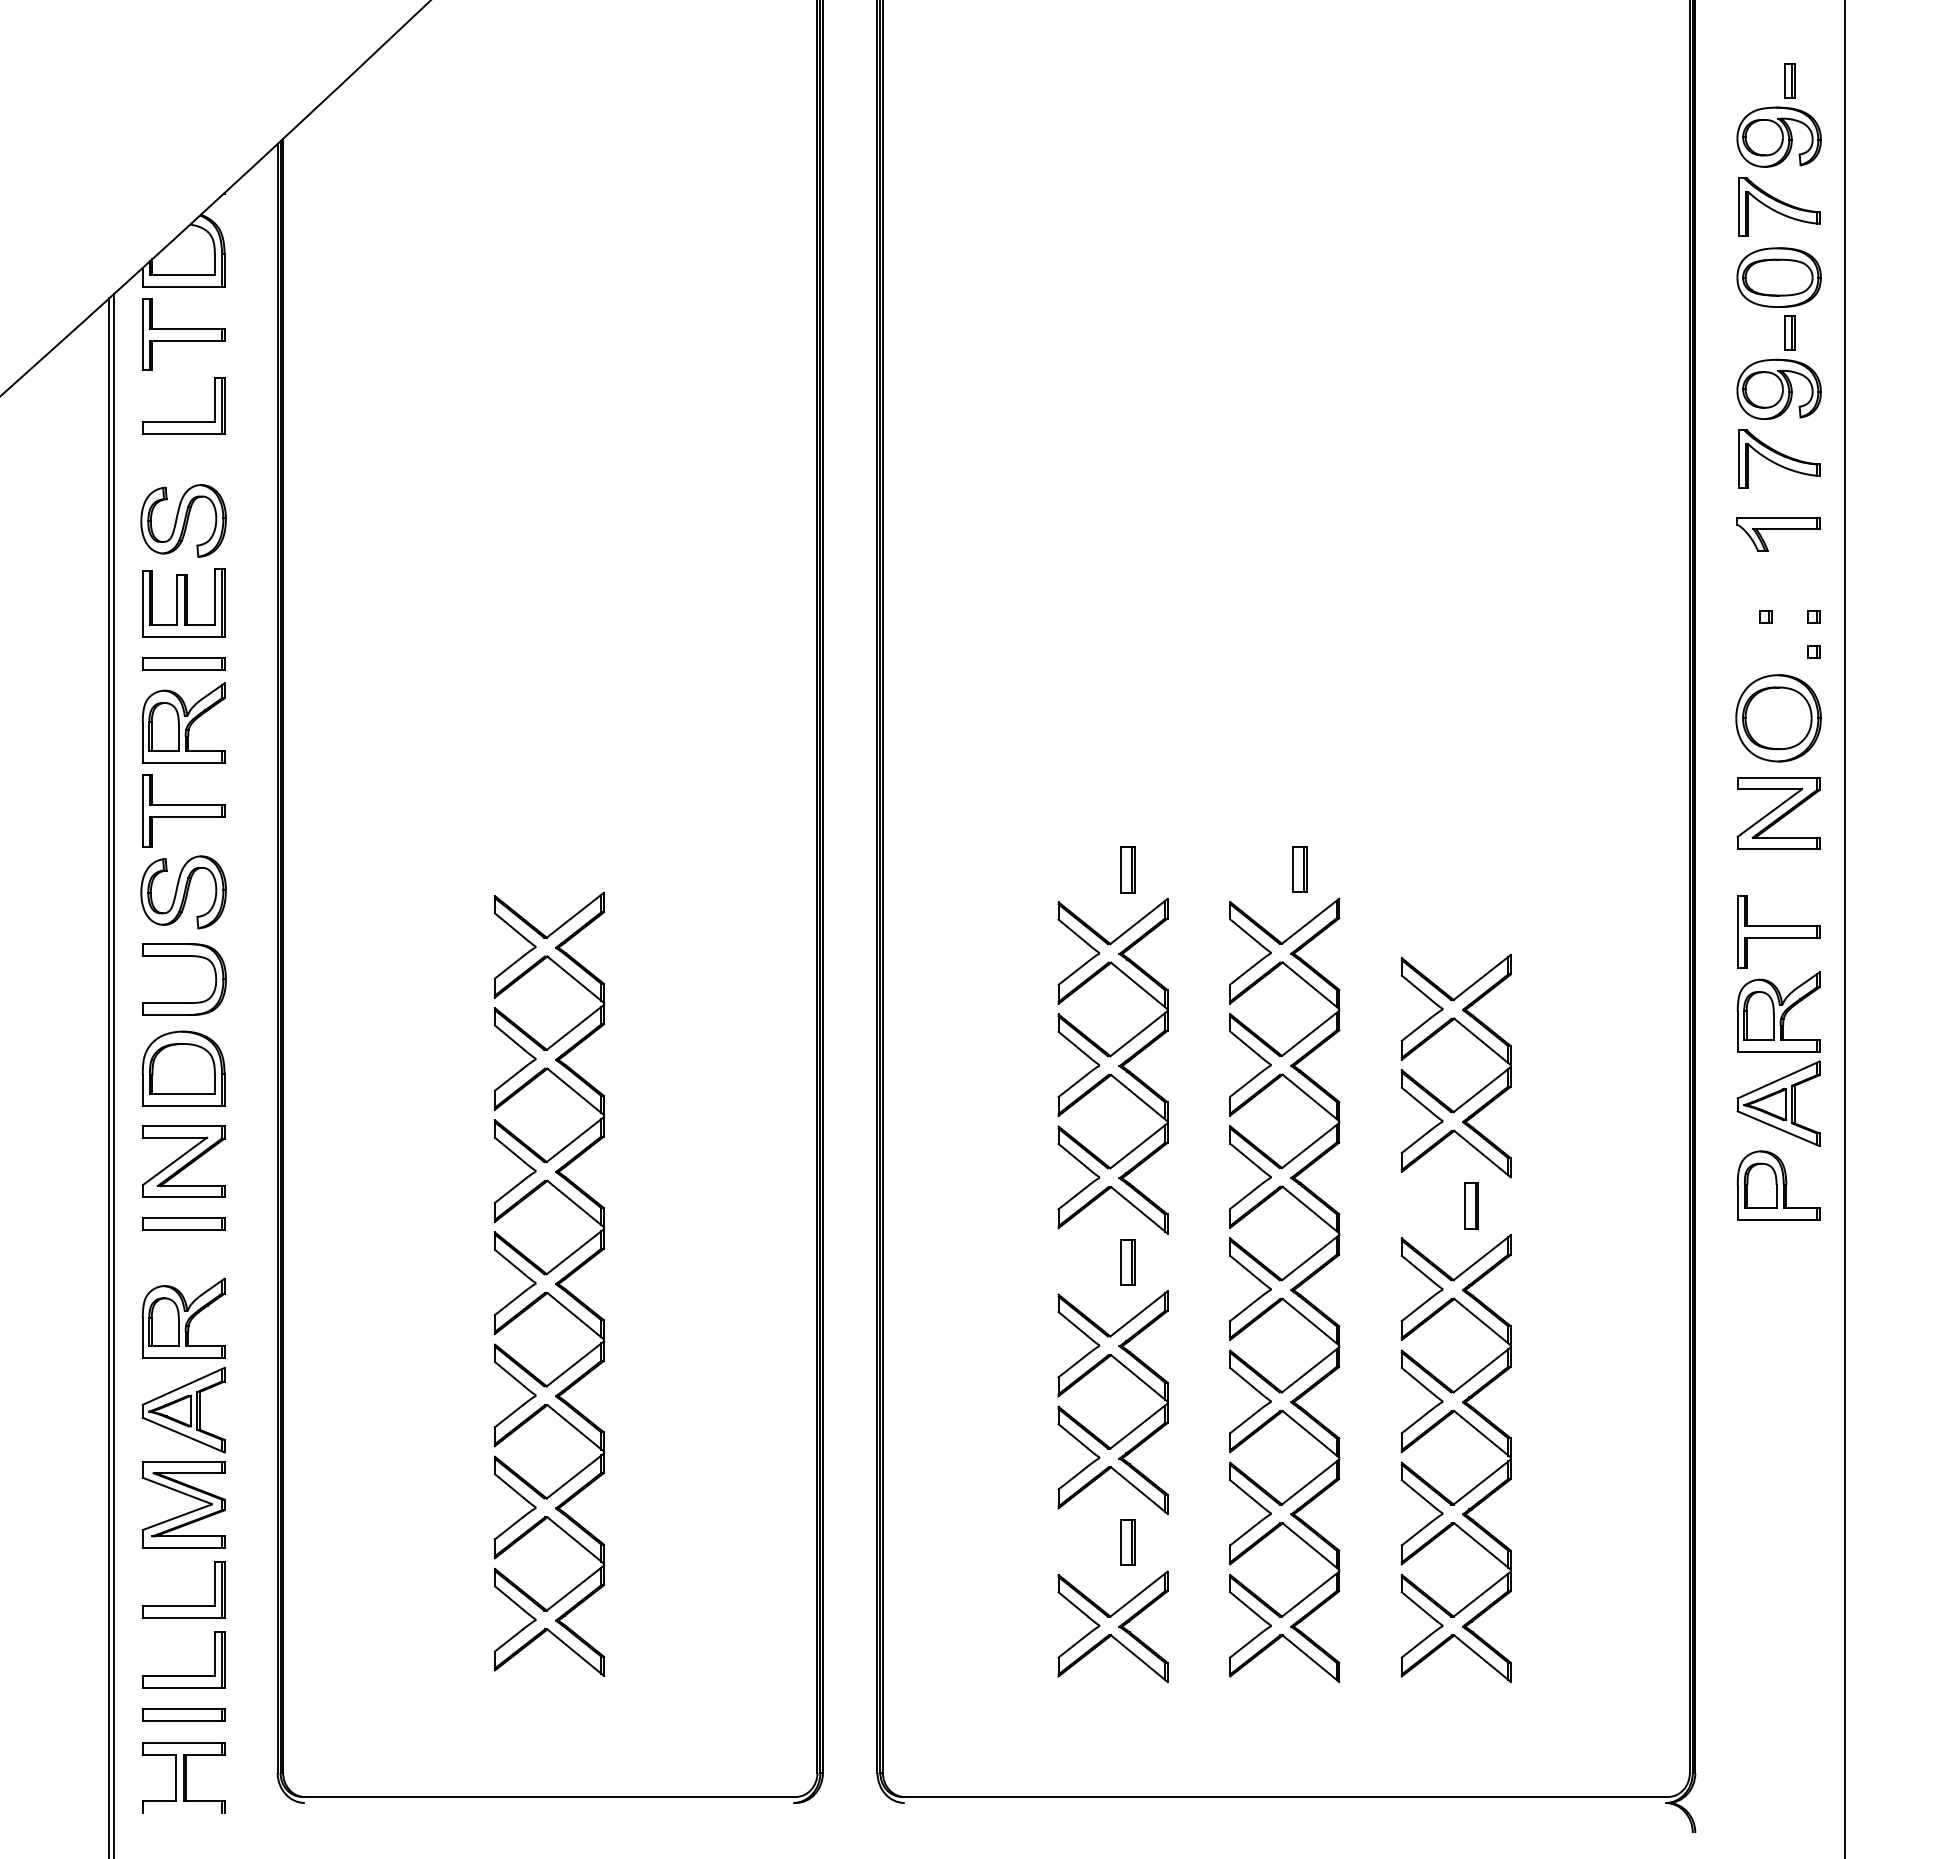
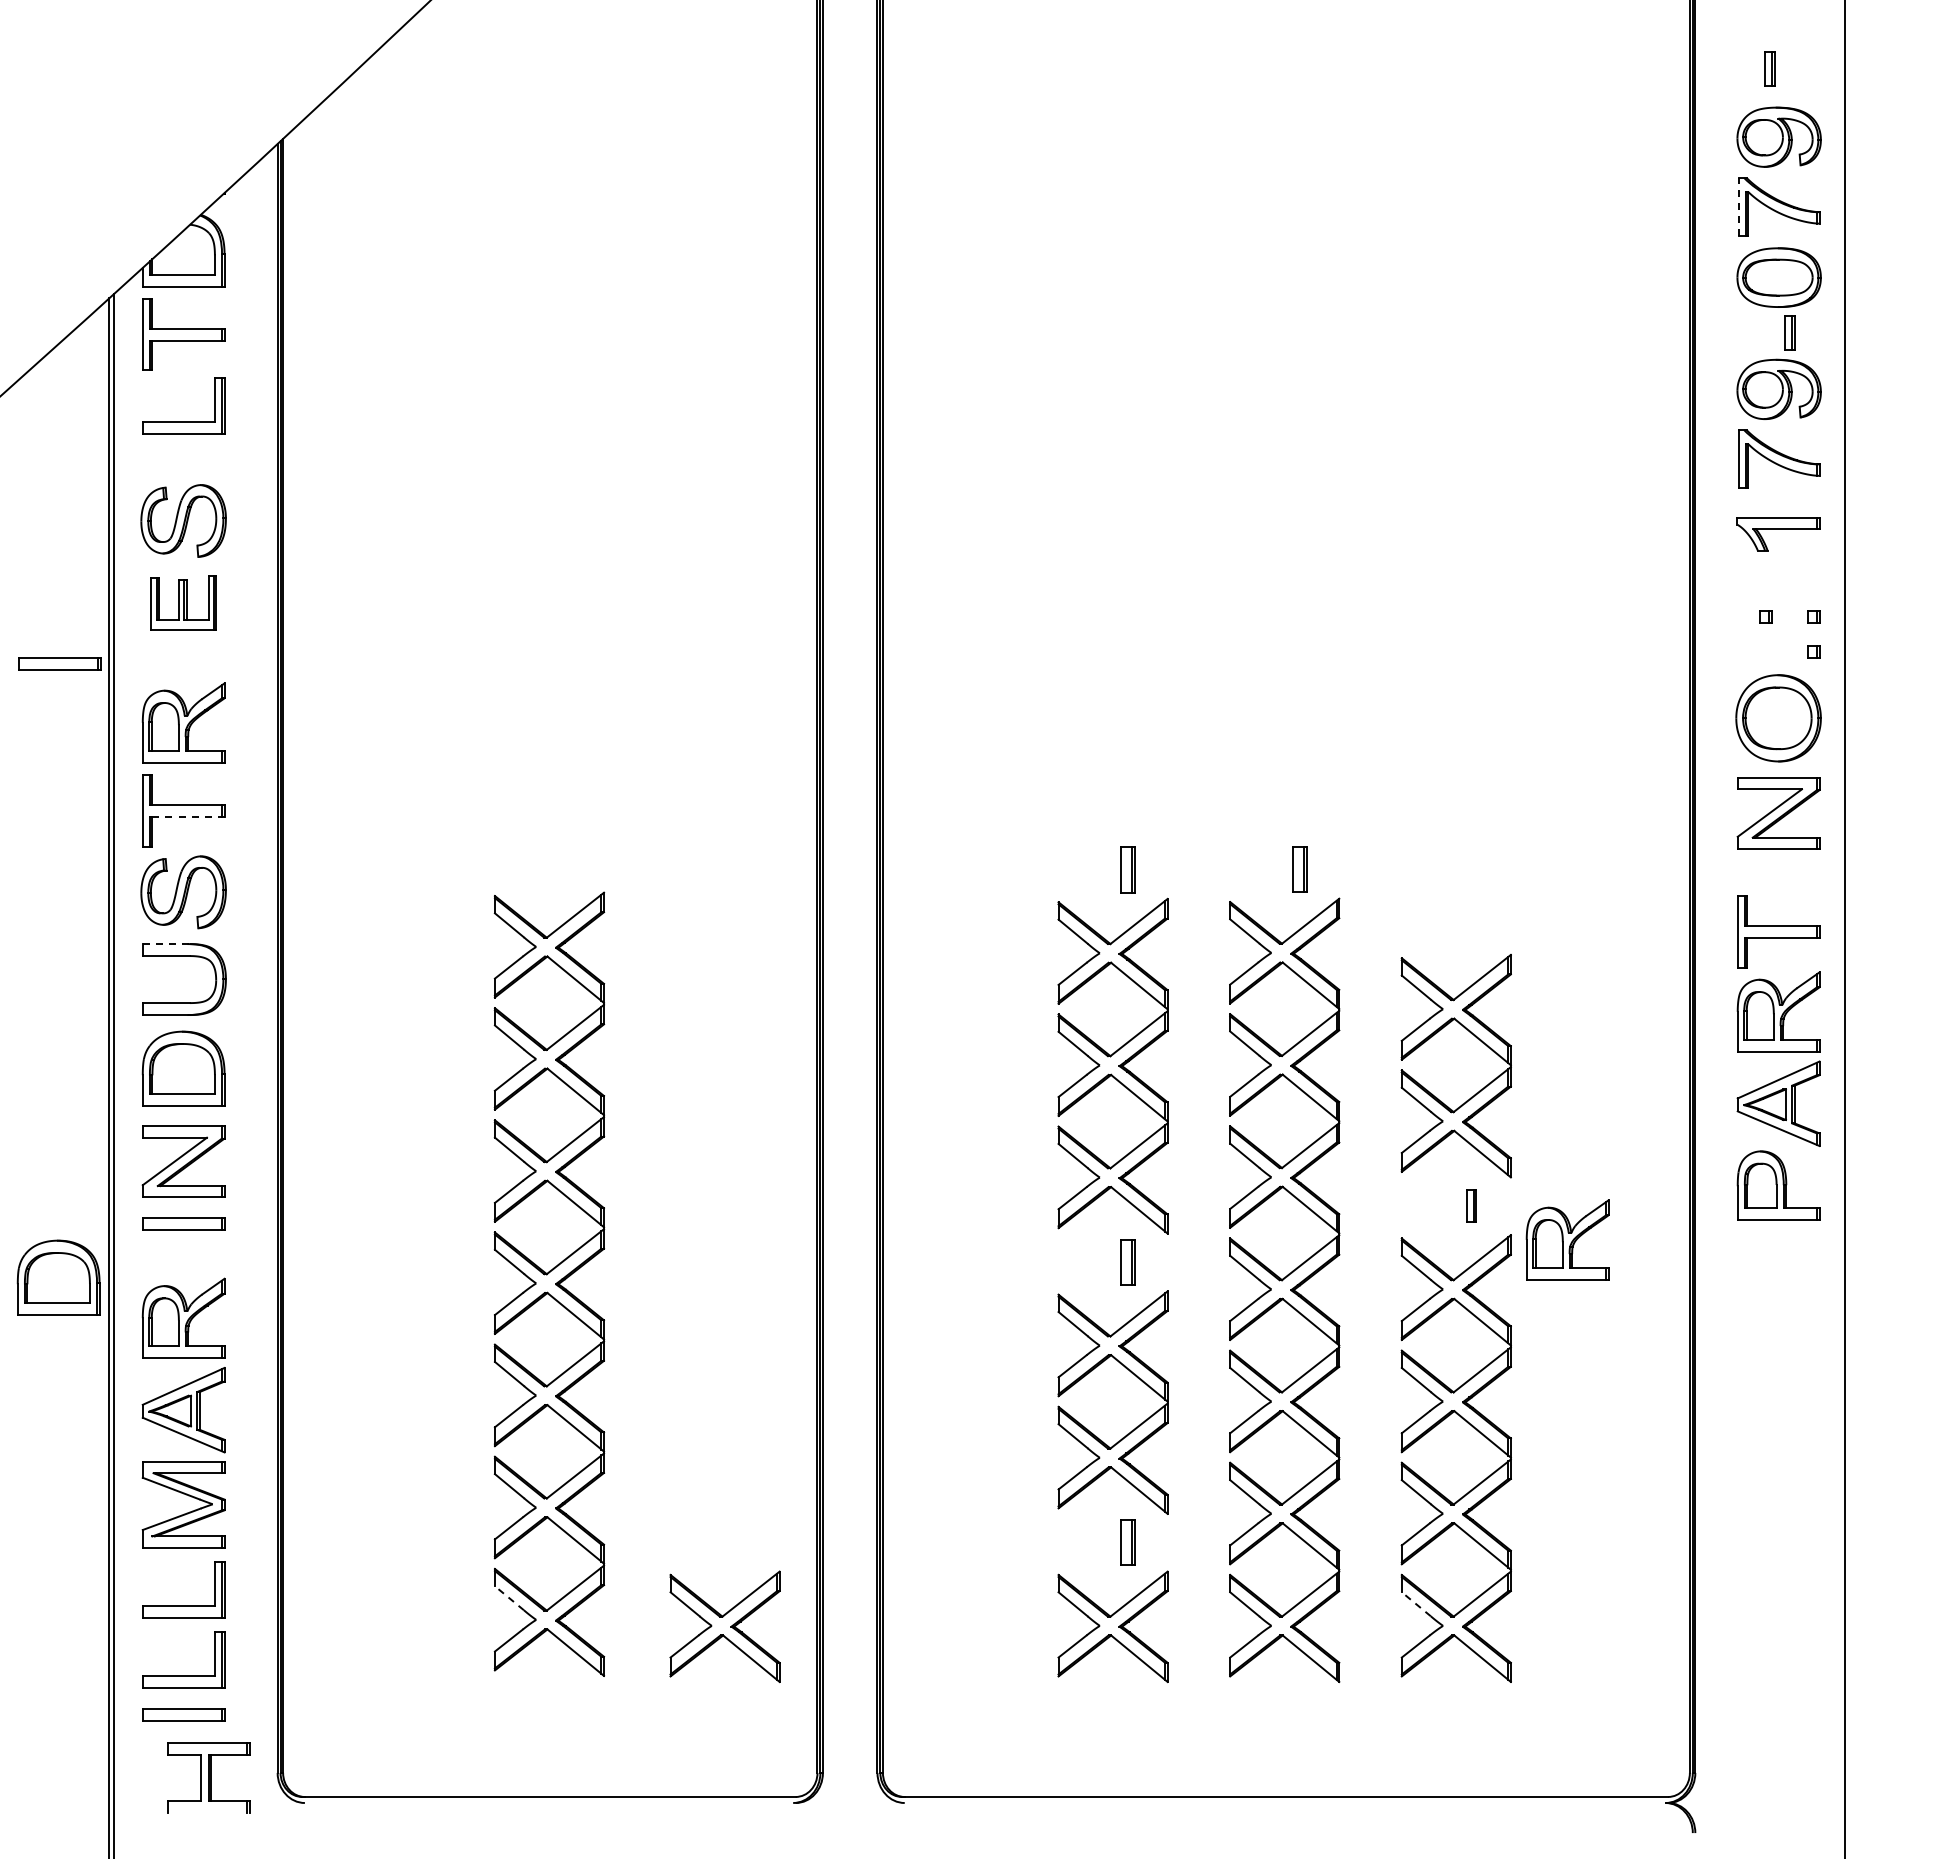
part position: (1789, 80) -> (1769, 68) (1769, 68)
line: solid -> dashed (1738, 206)
part size: 84x70 px -> 67x56 px (183, 602)
part position: (183, 663) -> (59, 663) (59, 663)
line: solid -> dashed (187, 817)
line: solid -> dashed (166, 944)
part size: 15x48 px -> 11x34 px (1471, 1205)
part: none -> present (1567, 1239)
part: none -> present (58, 1277)
line: solid -> dashed (509, 1598)
line: solid -> dashed (1416, 1604)
part: none -> present (724, 1626)
part position: (183, 1777) -> (208, 1777) (208, 1777)
